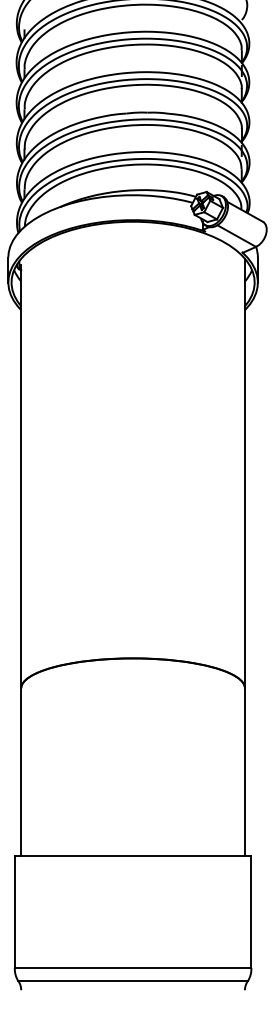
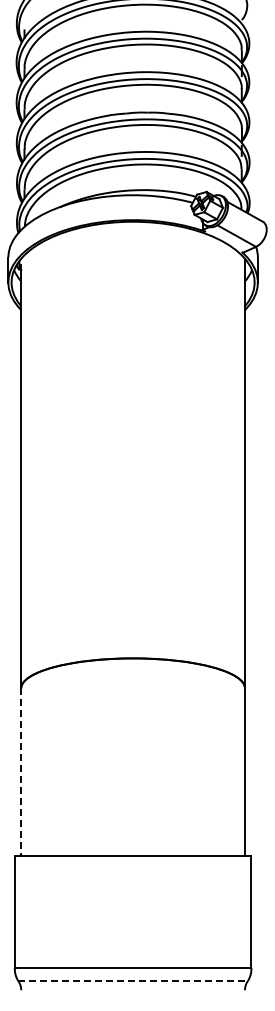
line: solid -> dashed (21, 772)
line: solid -> dashed (133, 980)
